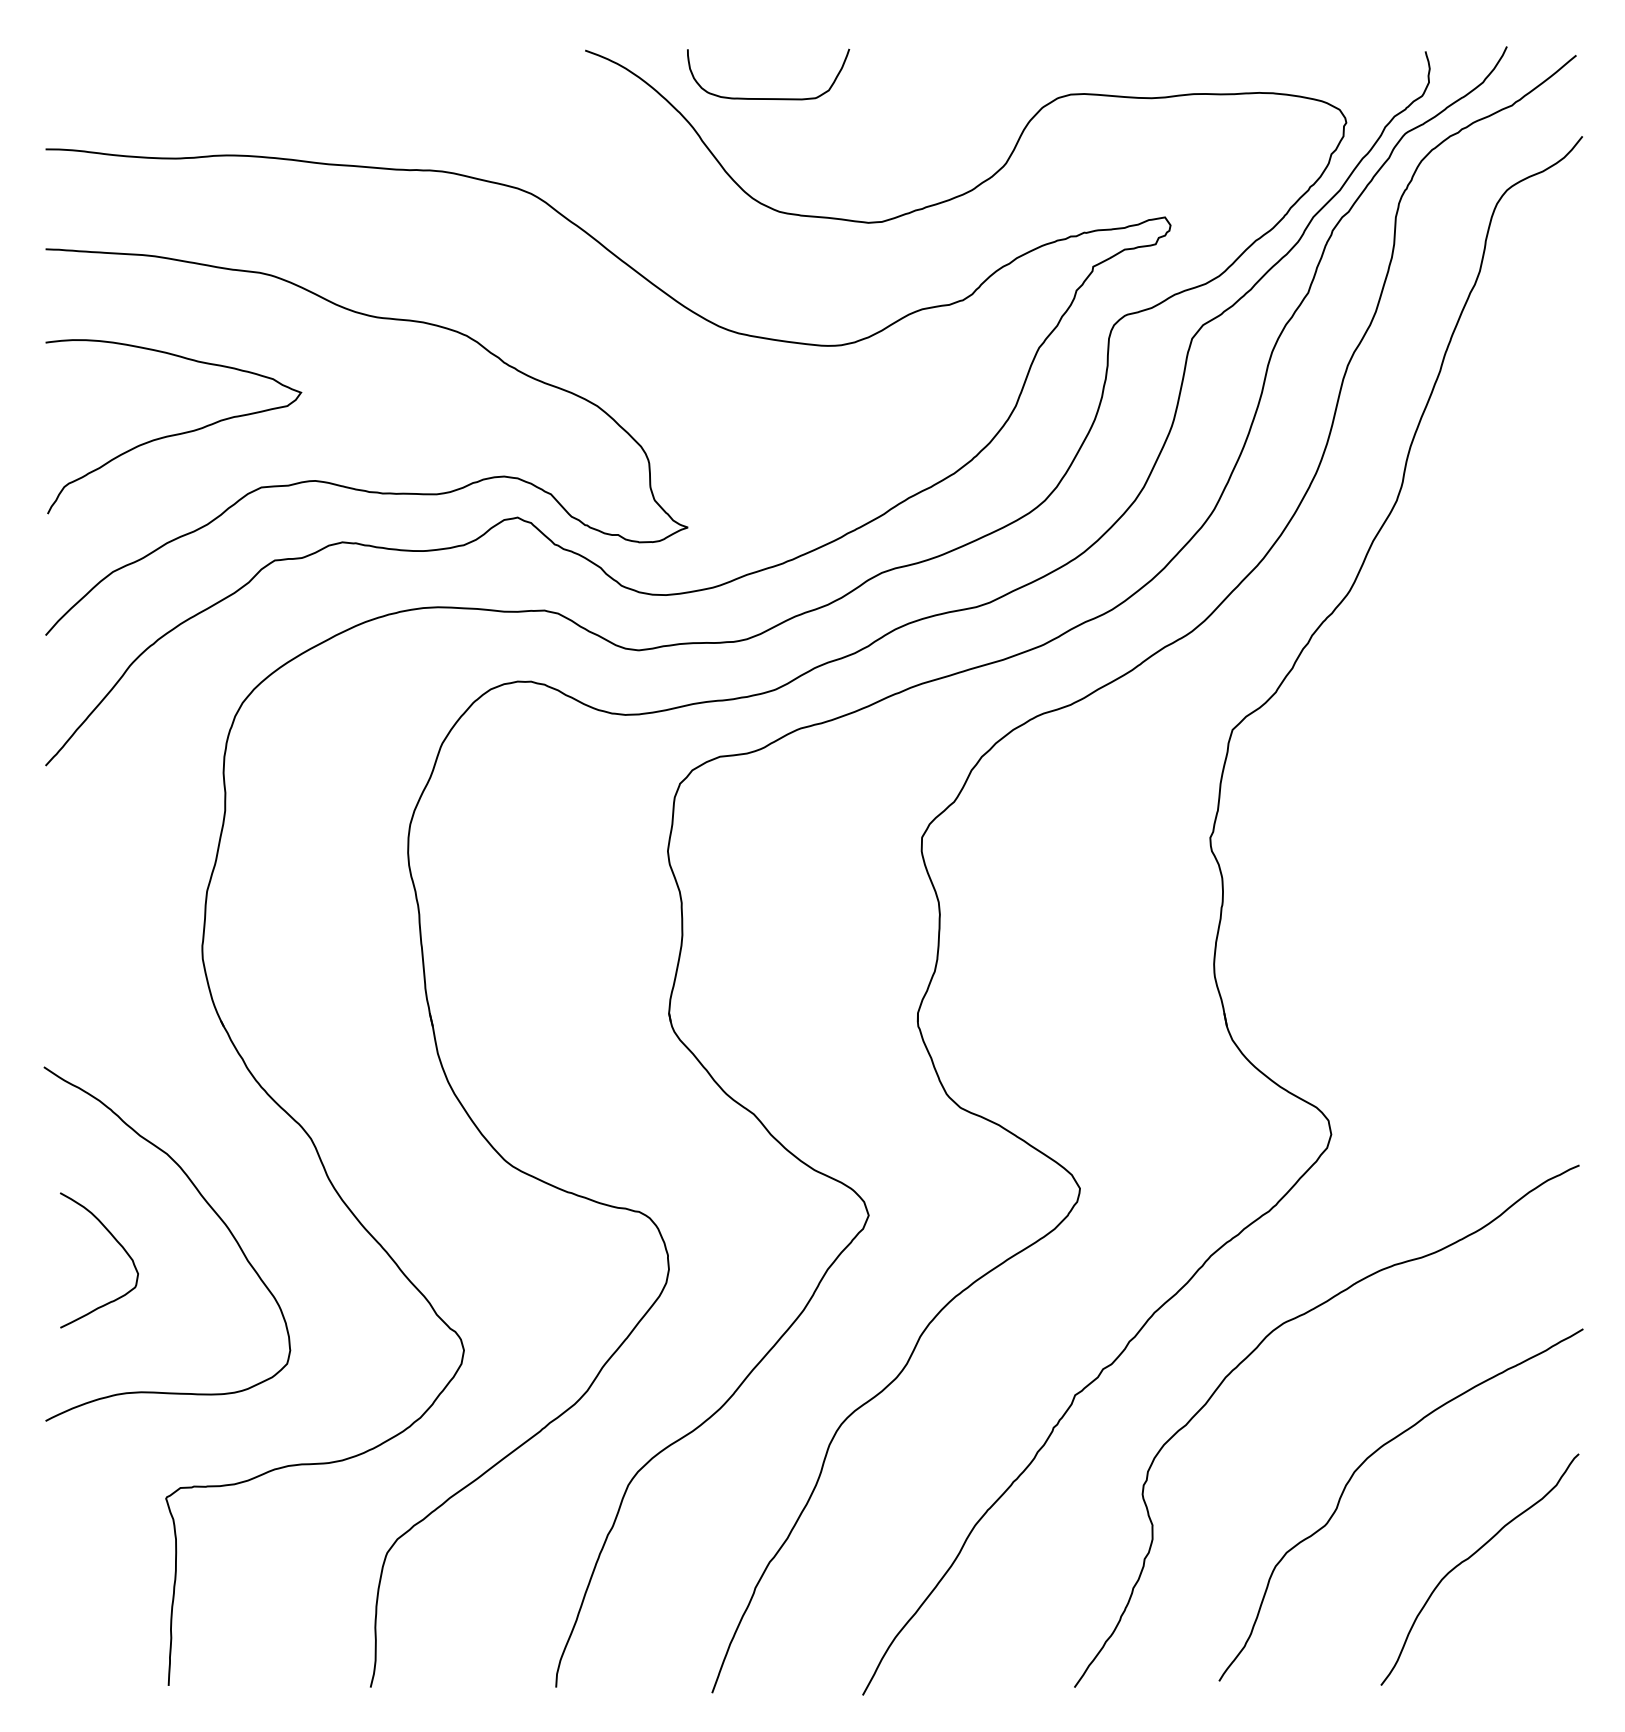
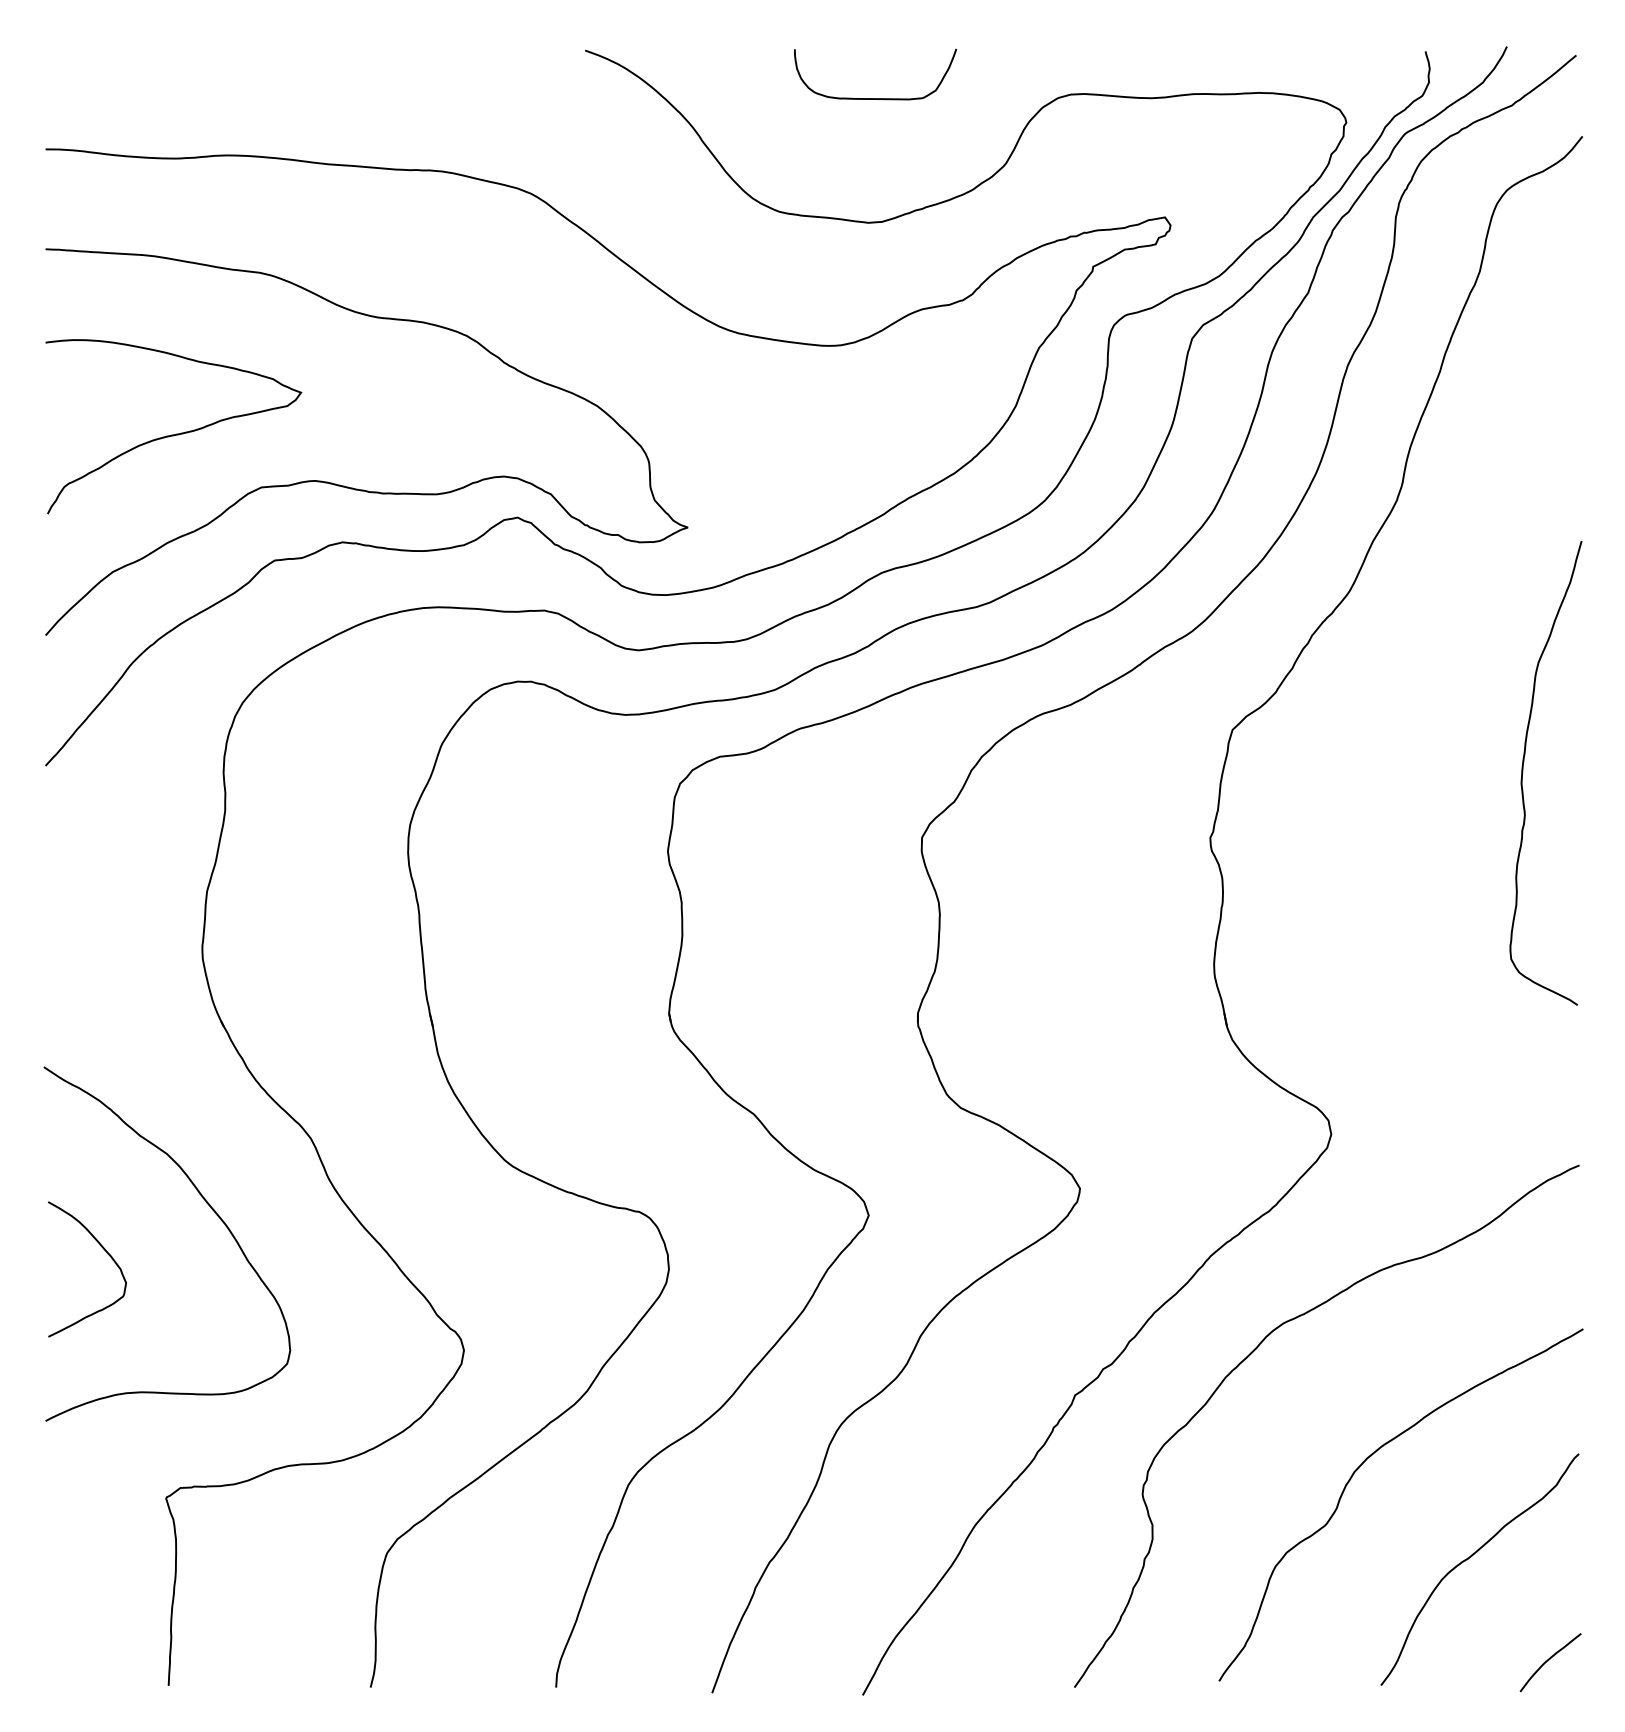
curve position: (768, 98) -> (875, 98) (875, 98)
curve: none -> present (1523, 773)
curve position: (119, 1245) -> (107, 1254) (107, 1254)
curve: none -> present (1549, 1660)
